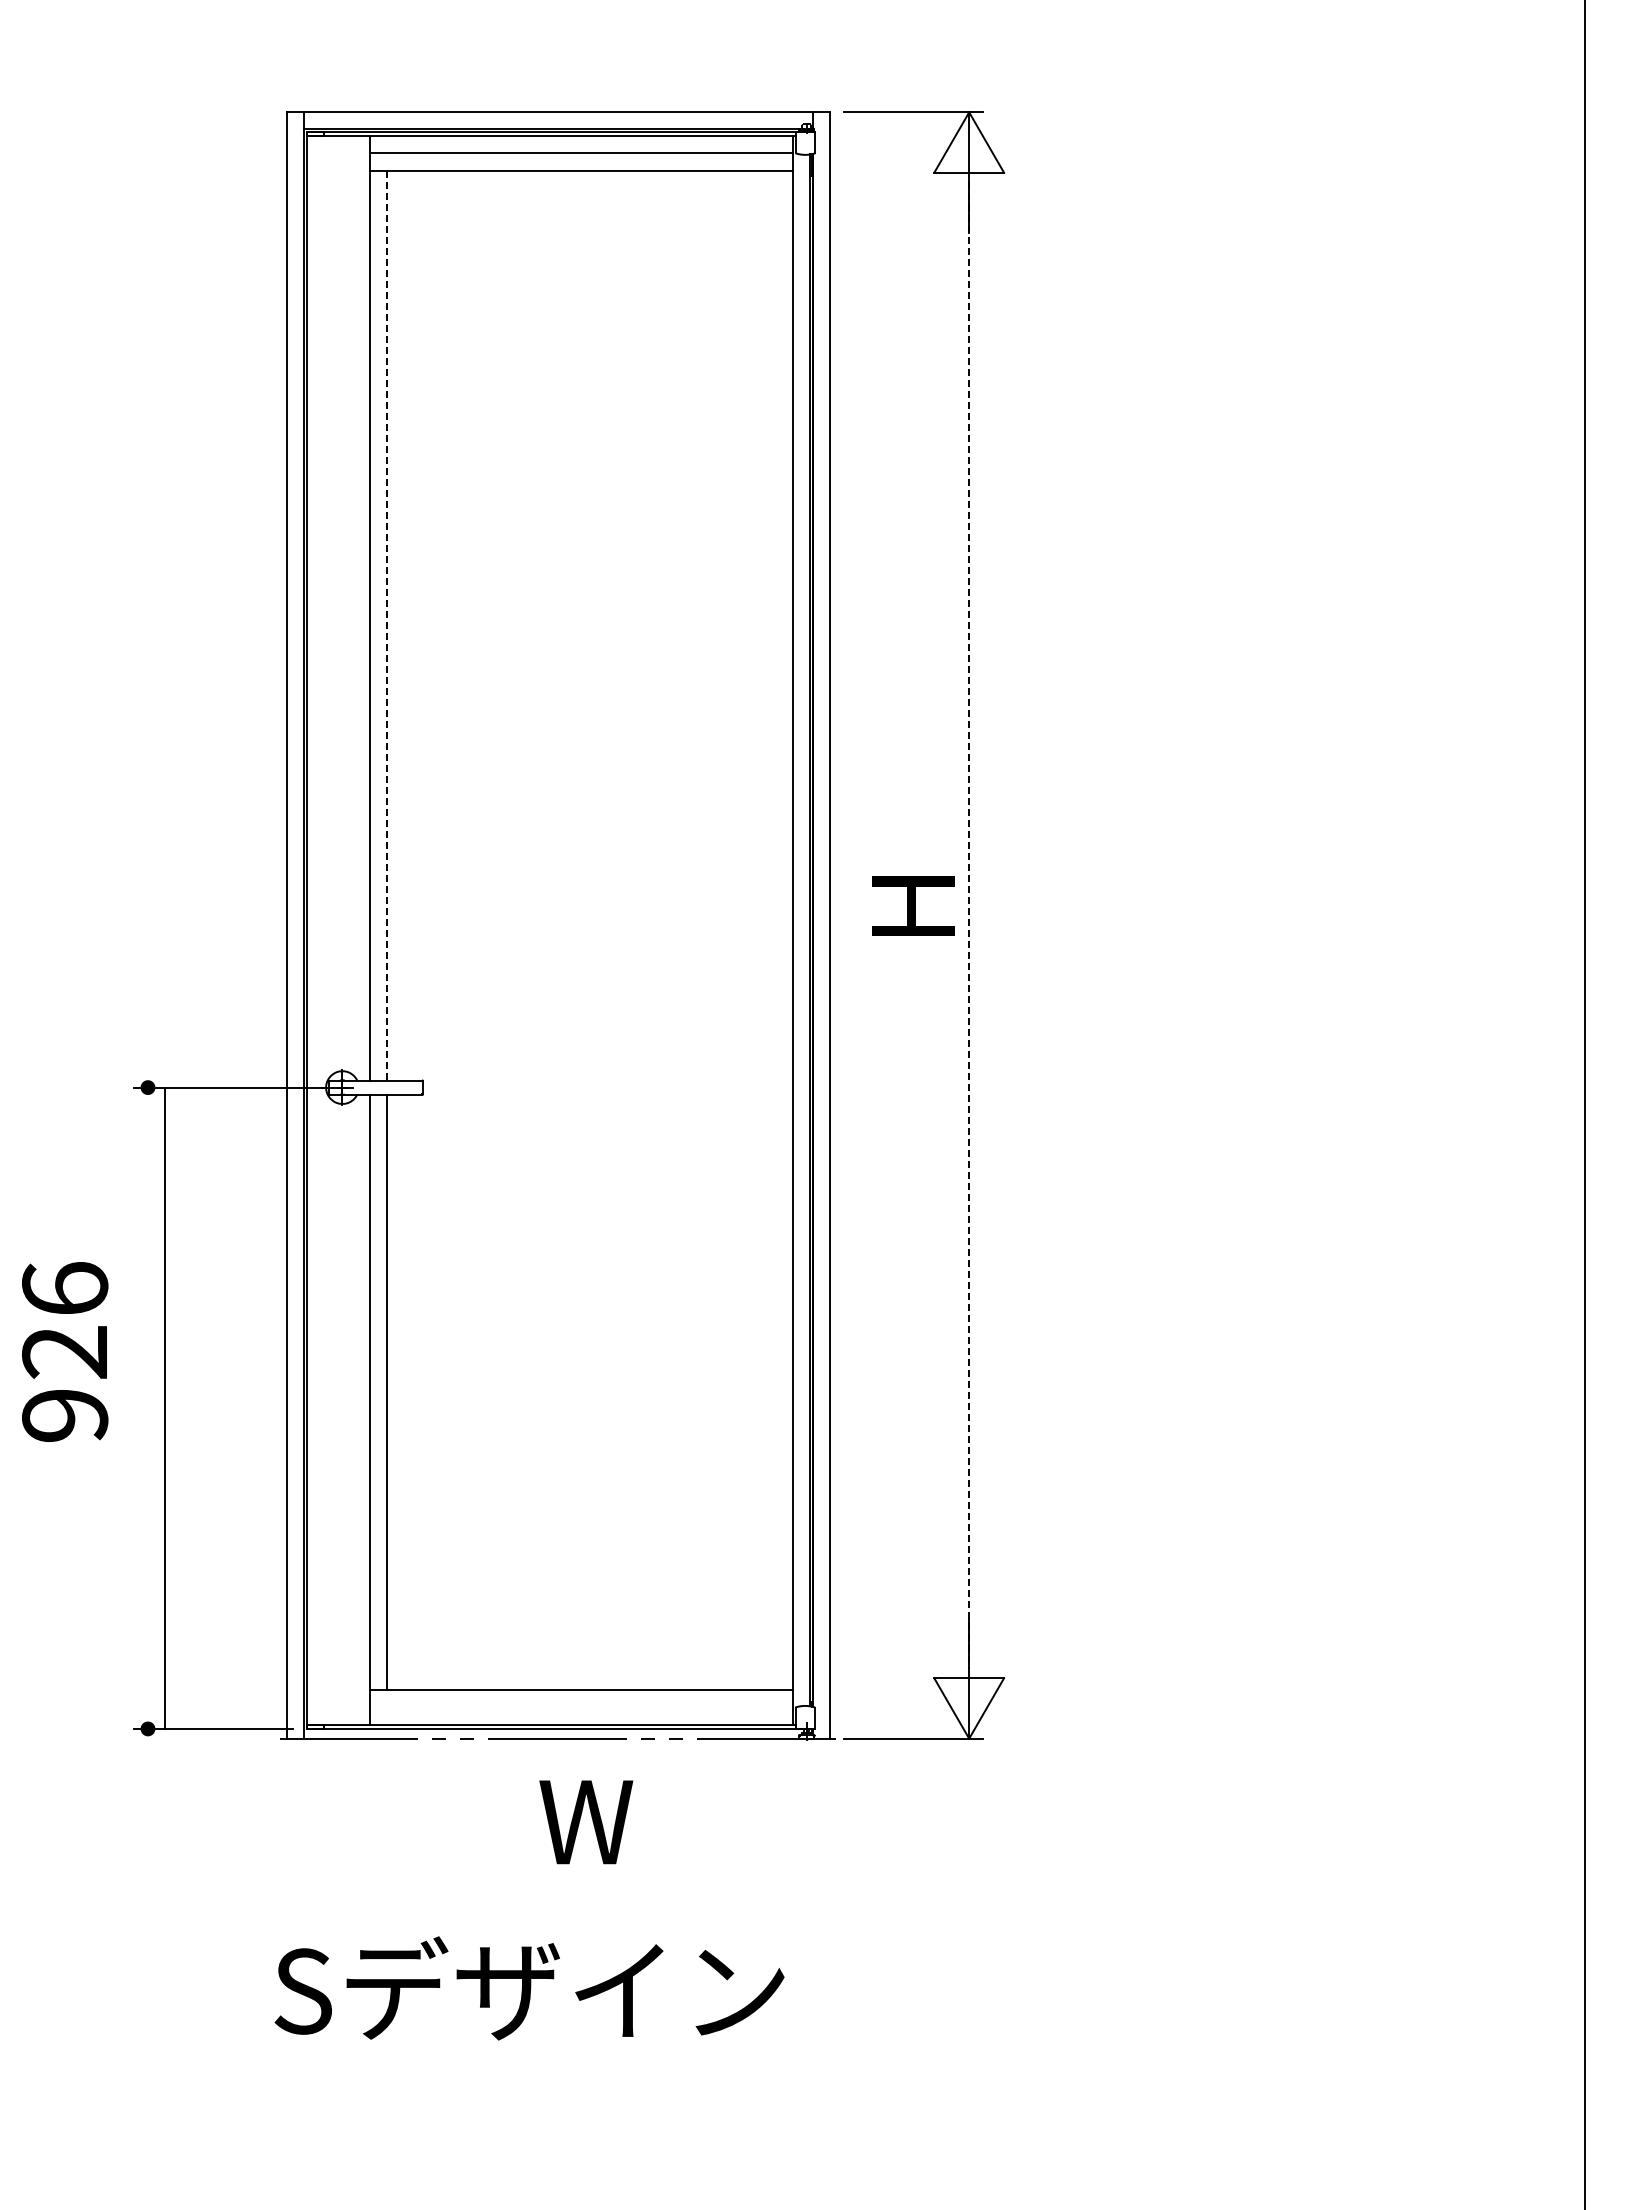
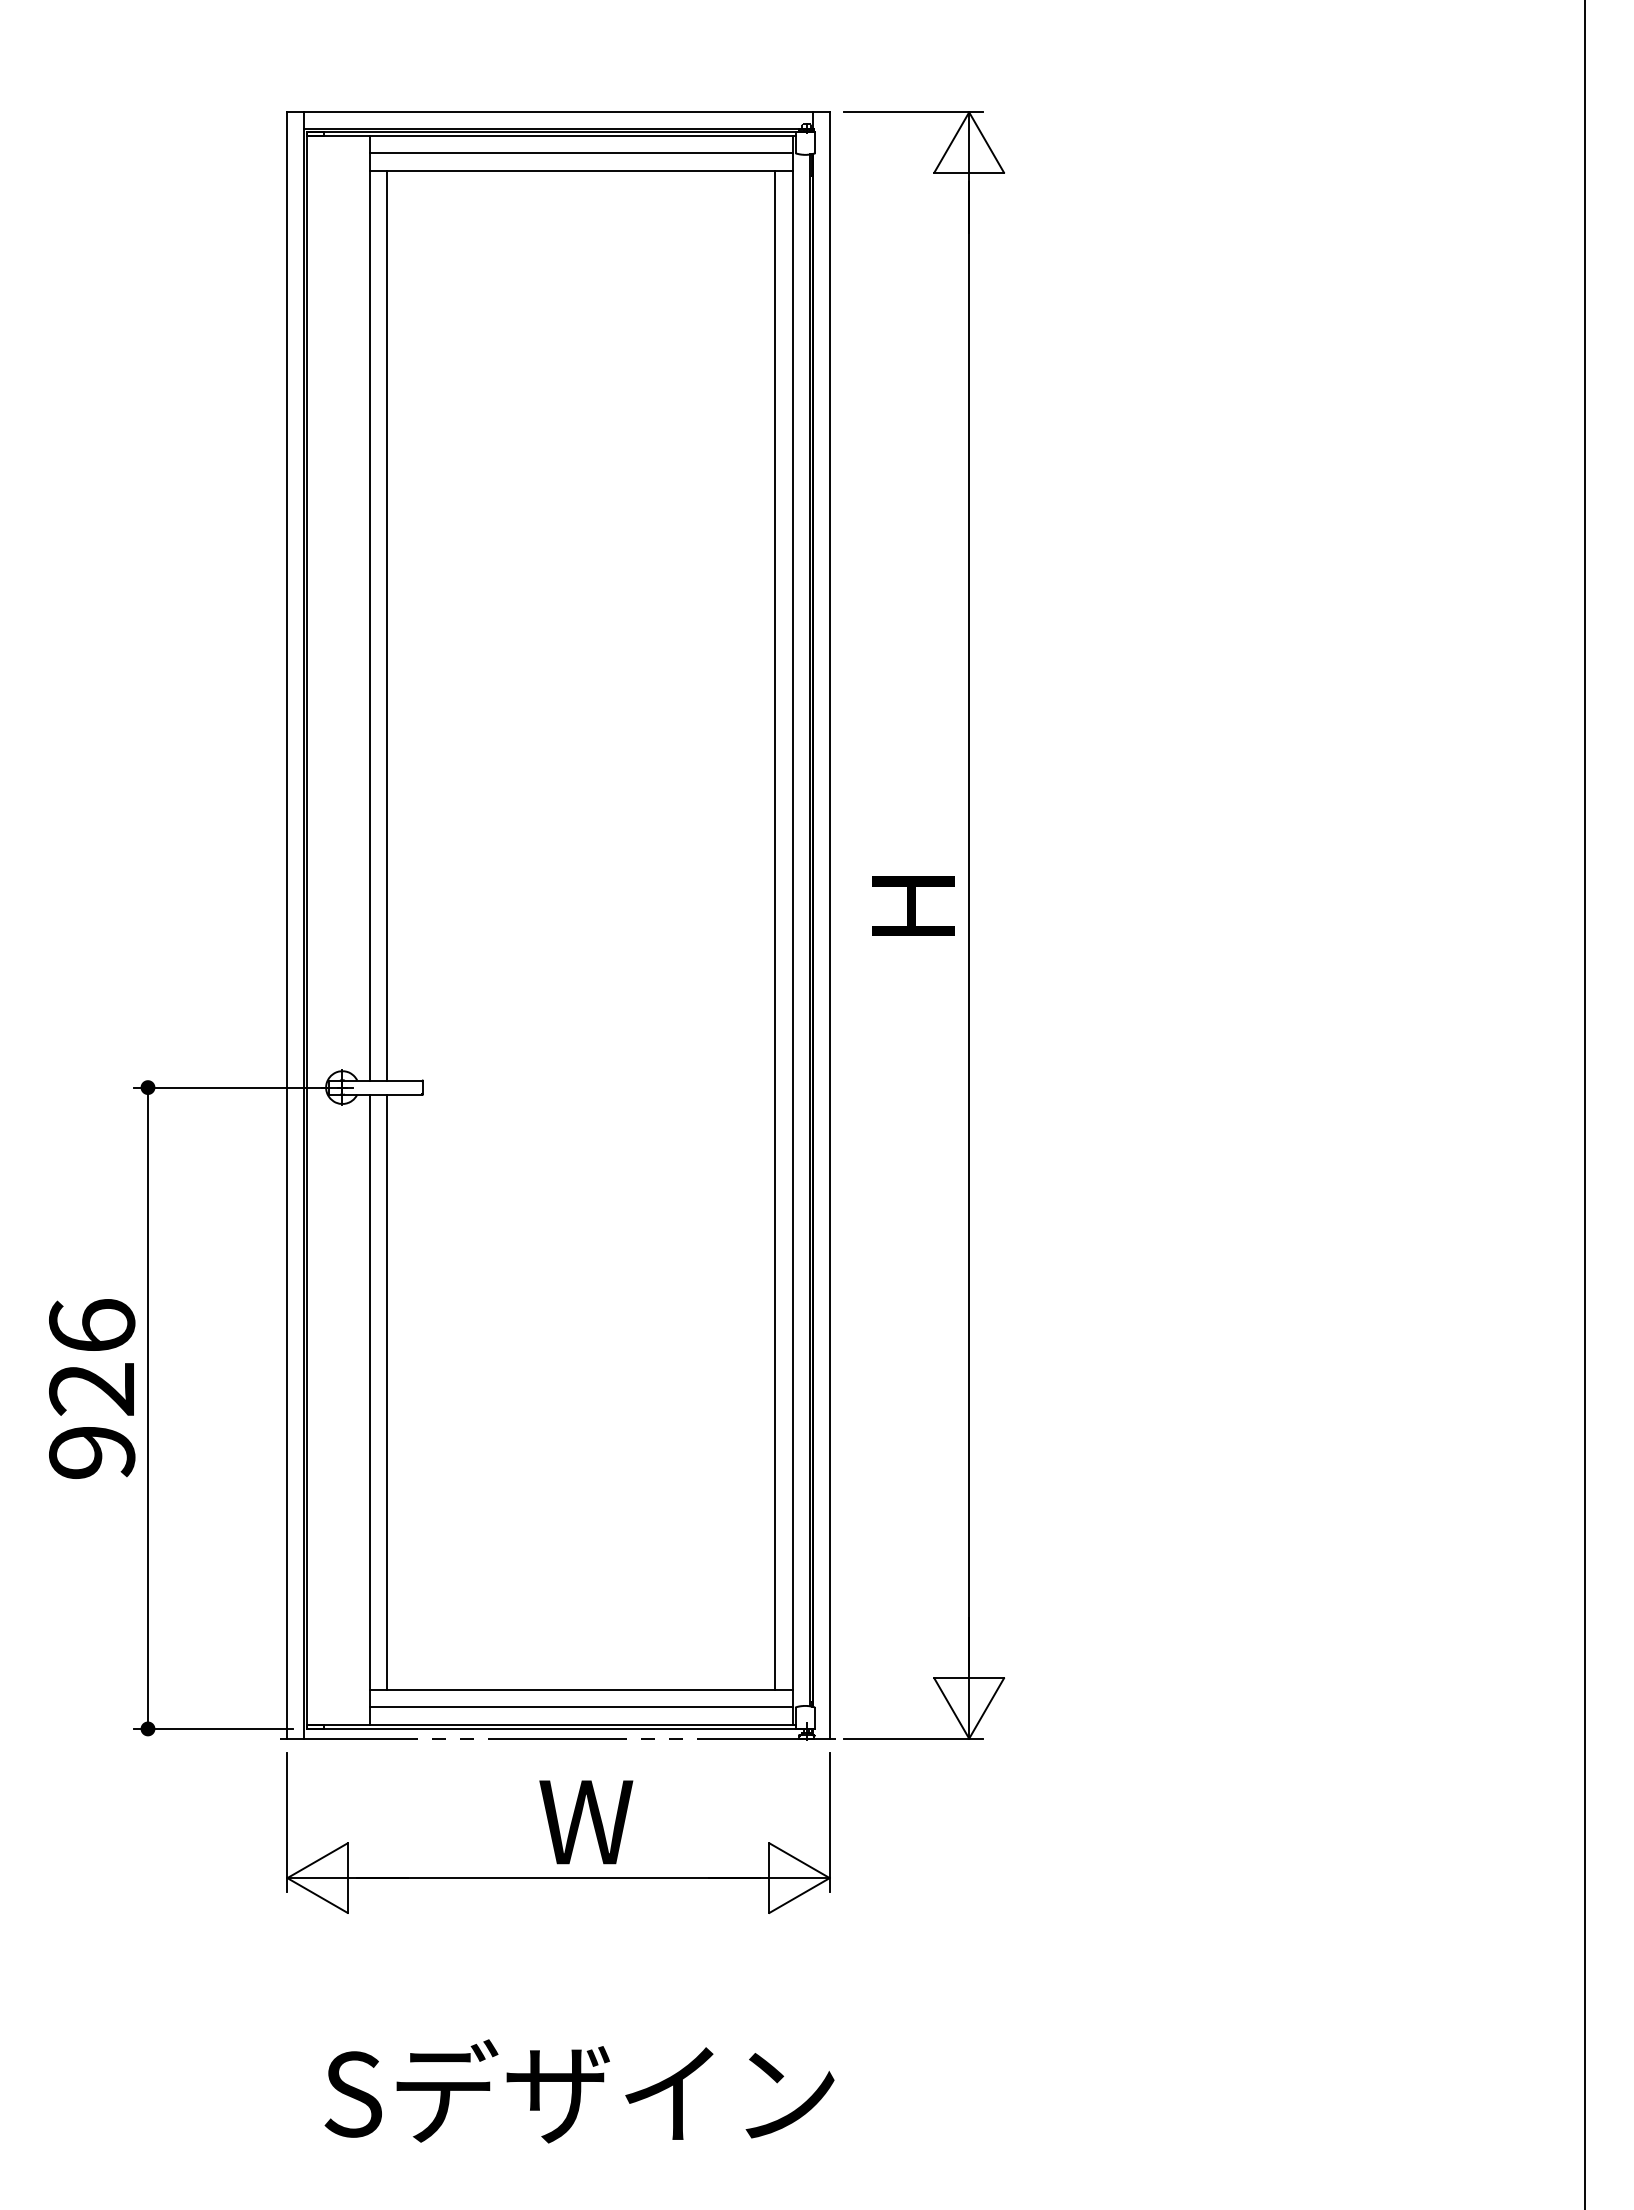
line: dashed -> solid (387, 625)
line: dashed -> solid (969, 926)
line: none -> present (775, 929)
text position: (65, 1351) -> (92, 1388) (92, 1388)
line position: (165, 1407) -> (148, 1407) (148, 1407)
line: none -> present (580, 1707)
part: none -> present (558, 1877)
text position: (529, 1988) -> (579, 2091) (579, 2091)
